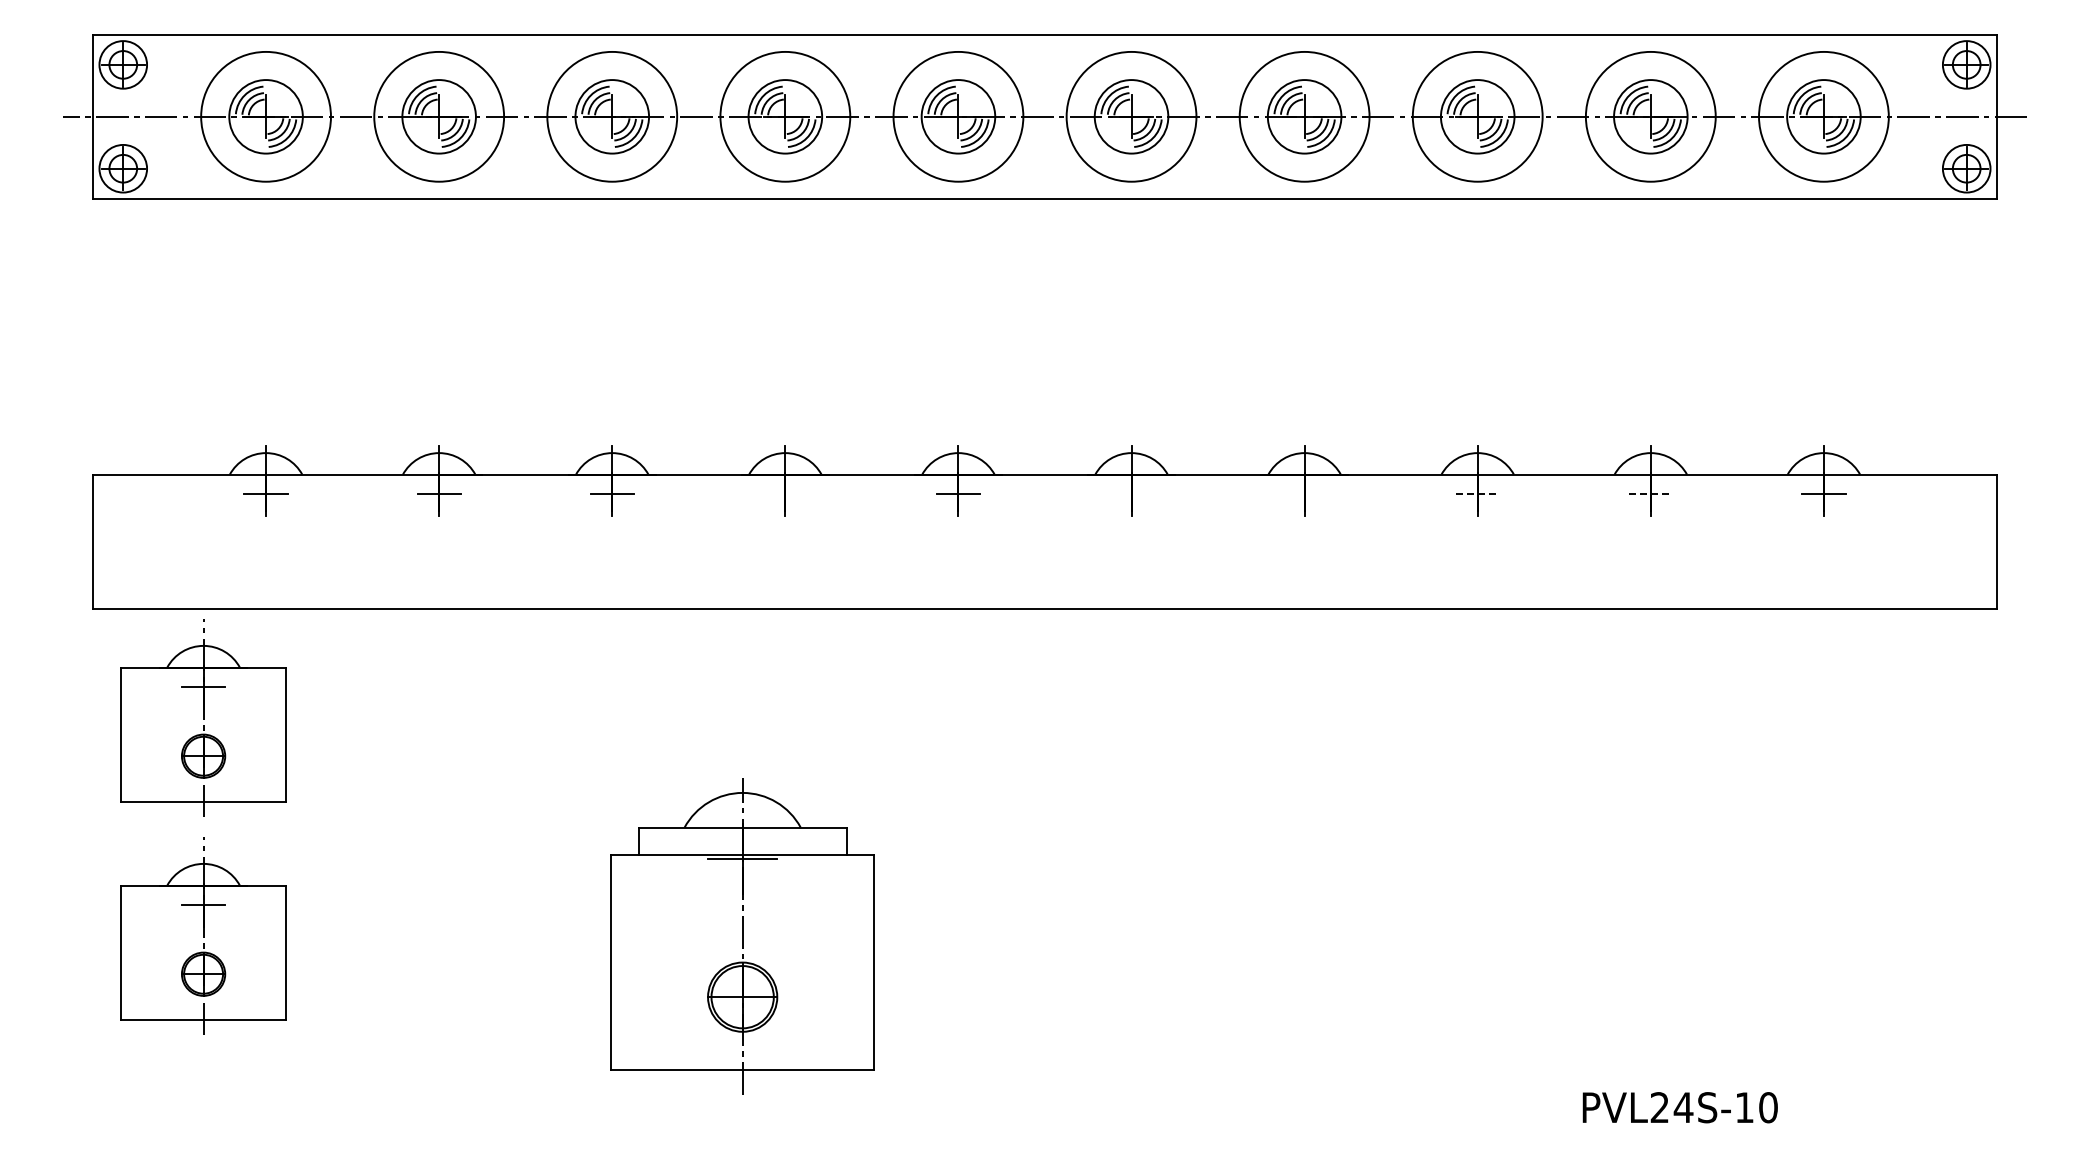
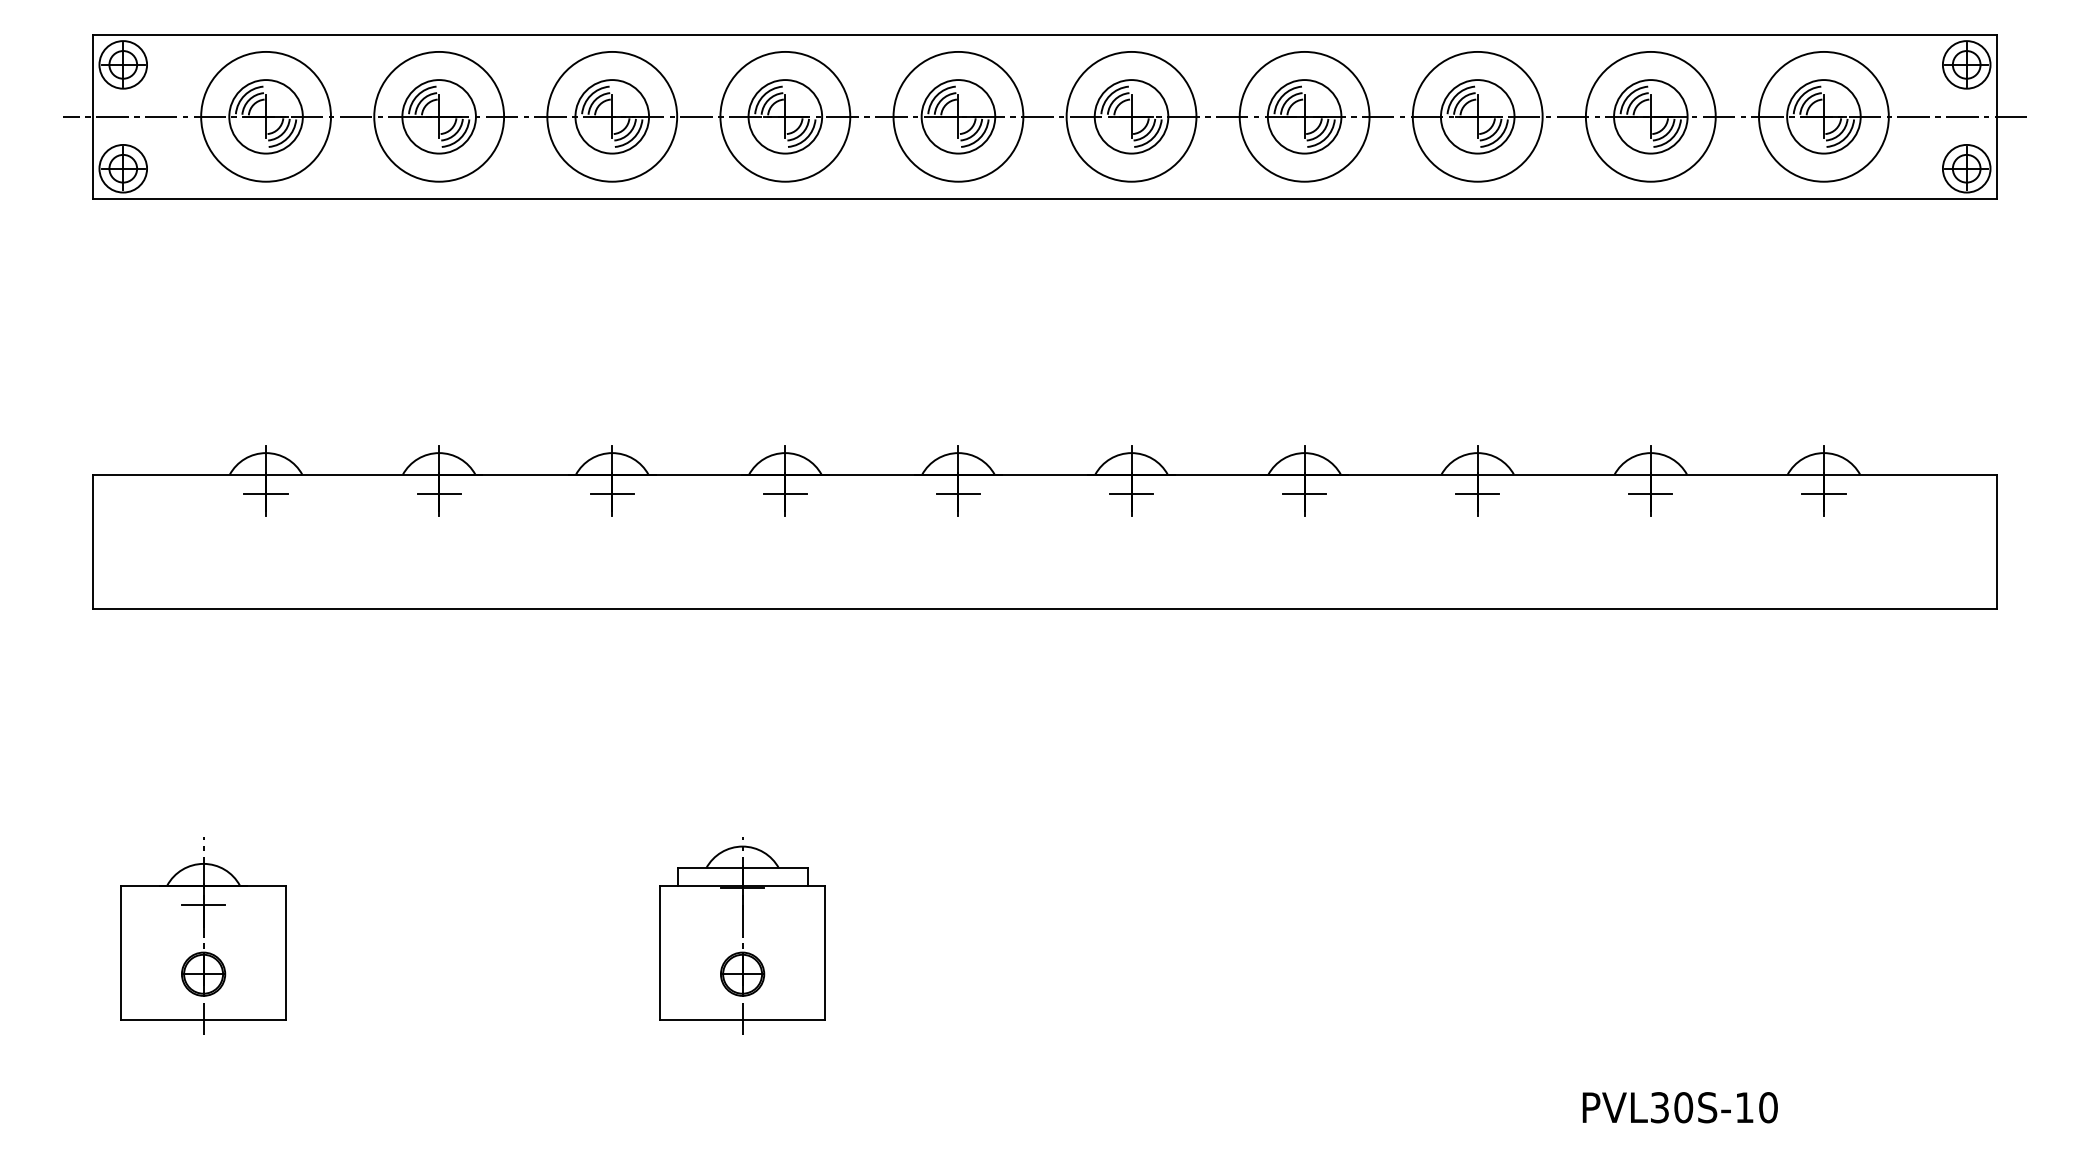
line: none -> present (784, 494)
line: none -> present (1131, 494)
line: none -> present (1304, 494)
line: dashed -> solid (1477, 494)
line: dashed -> solid (1650, 494)
part: present -> none (203, 717)
part size: 265x317 px -> 167x198 px (742, 935)
text: PVL24S-10 -> PVL30S-10 (1671, 1107)
